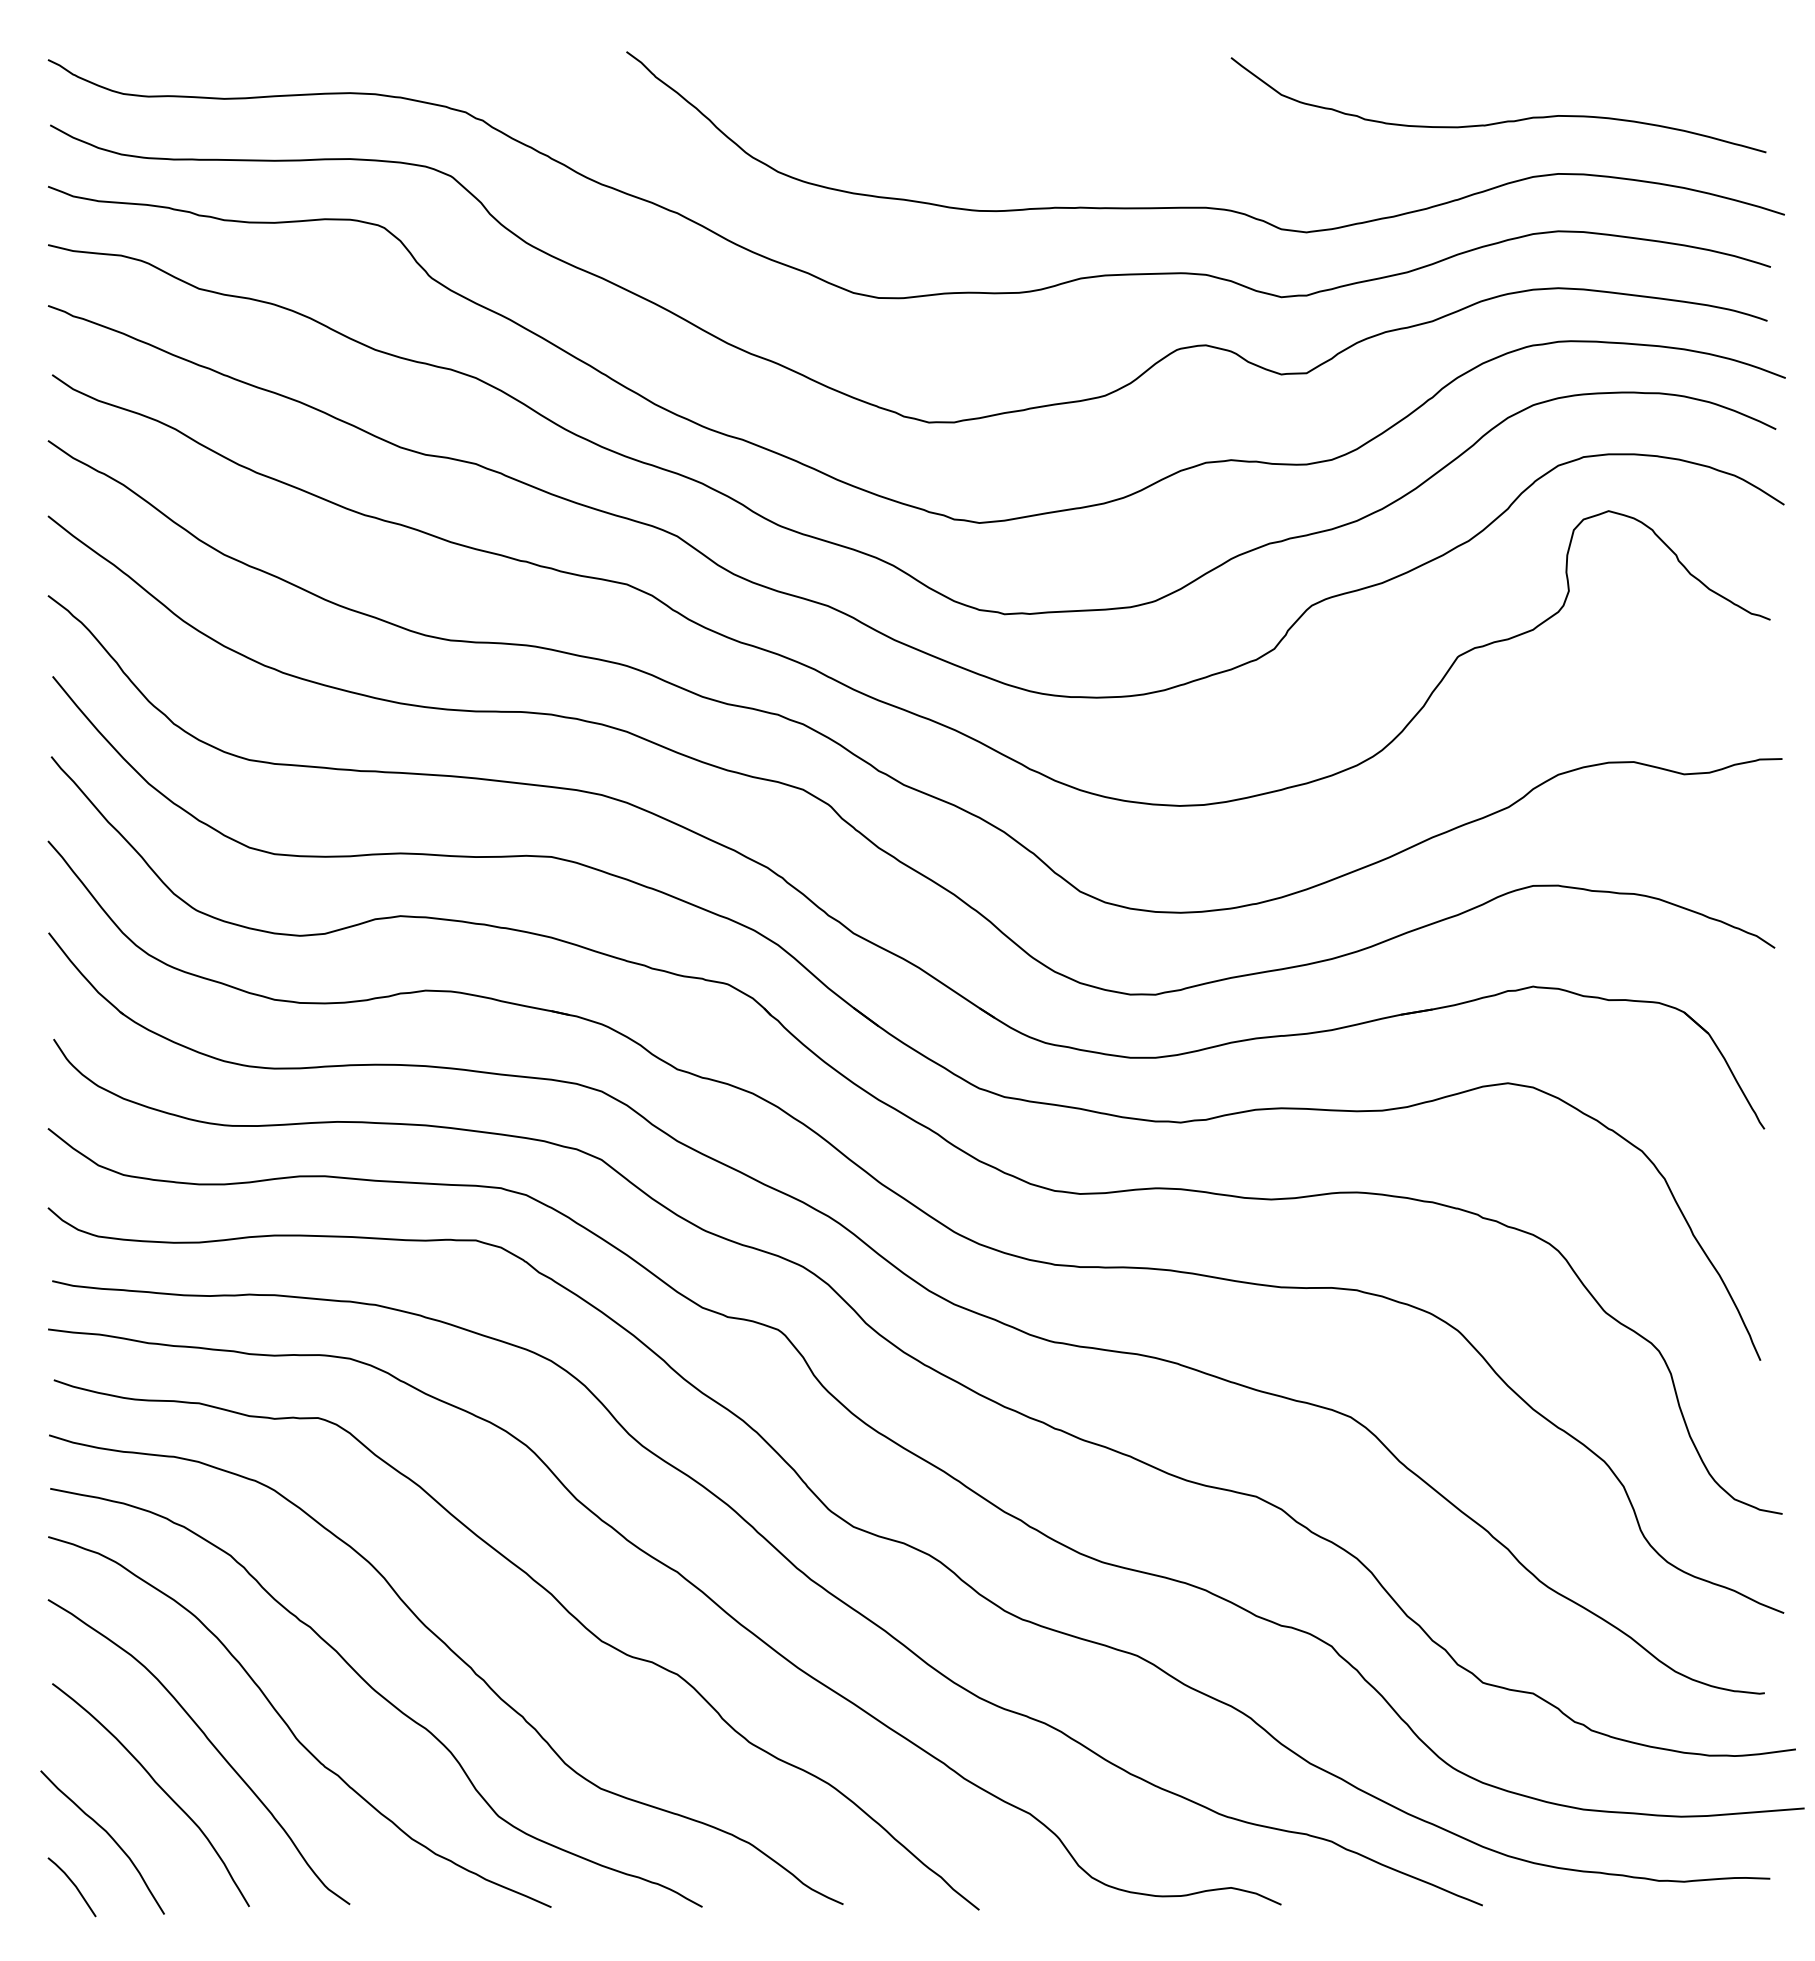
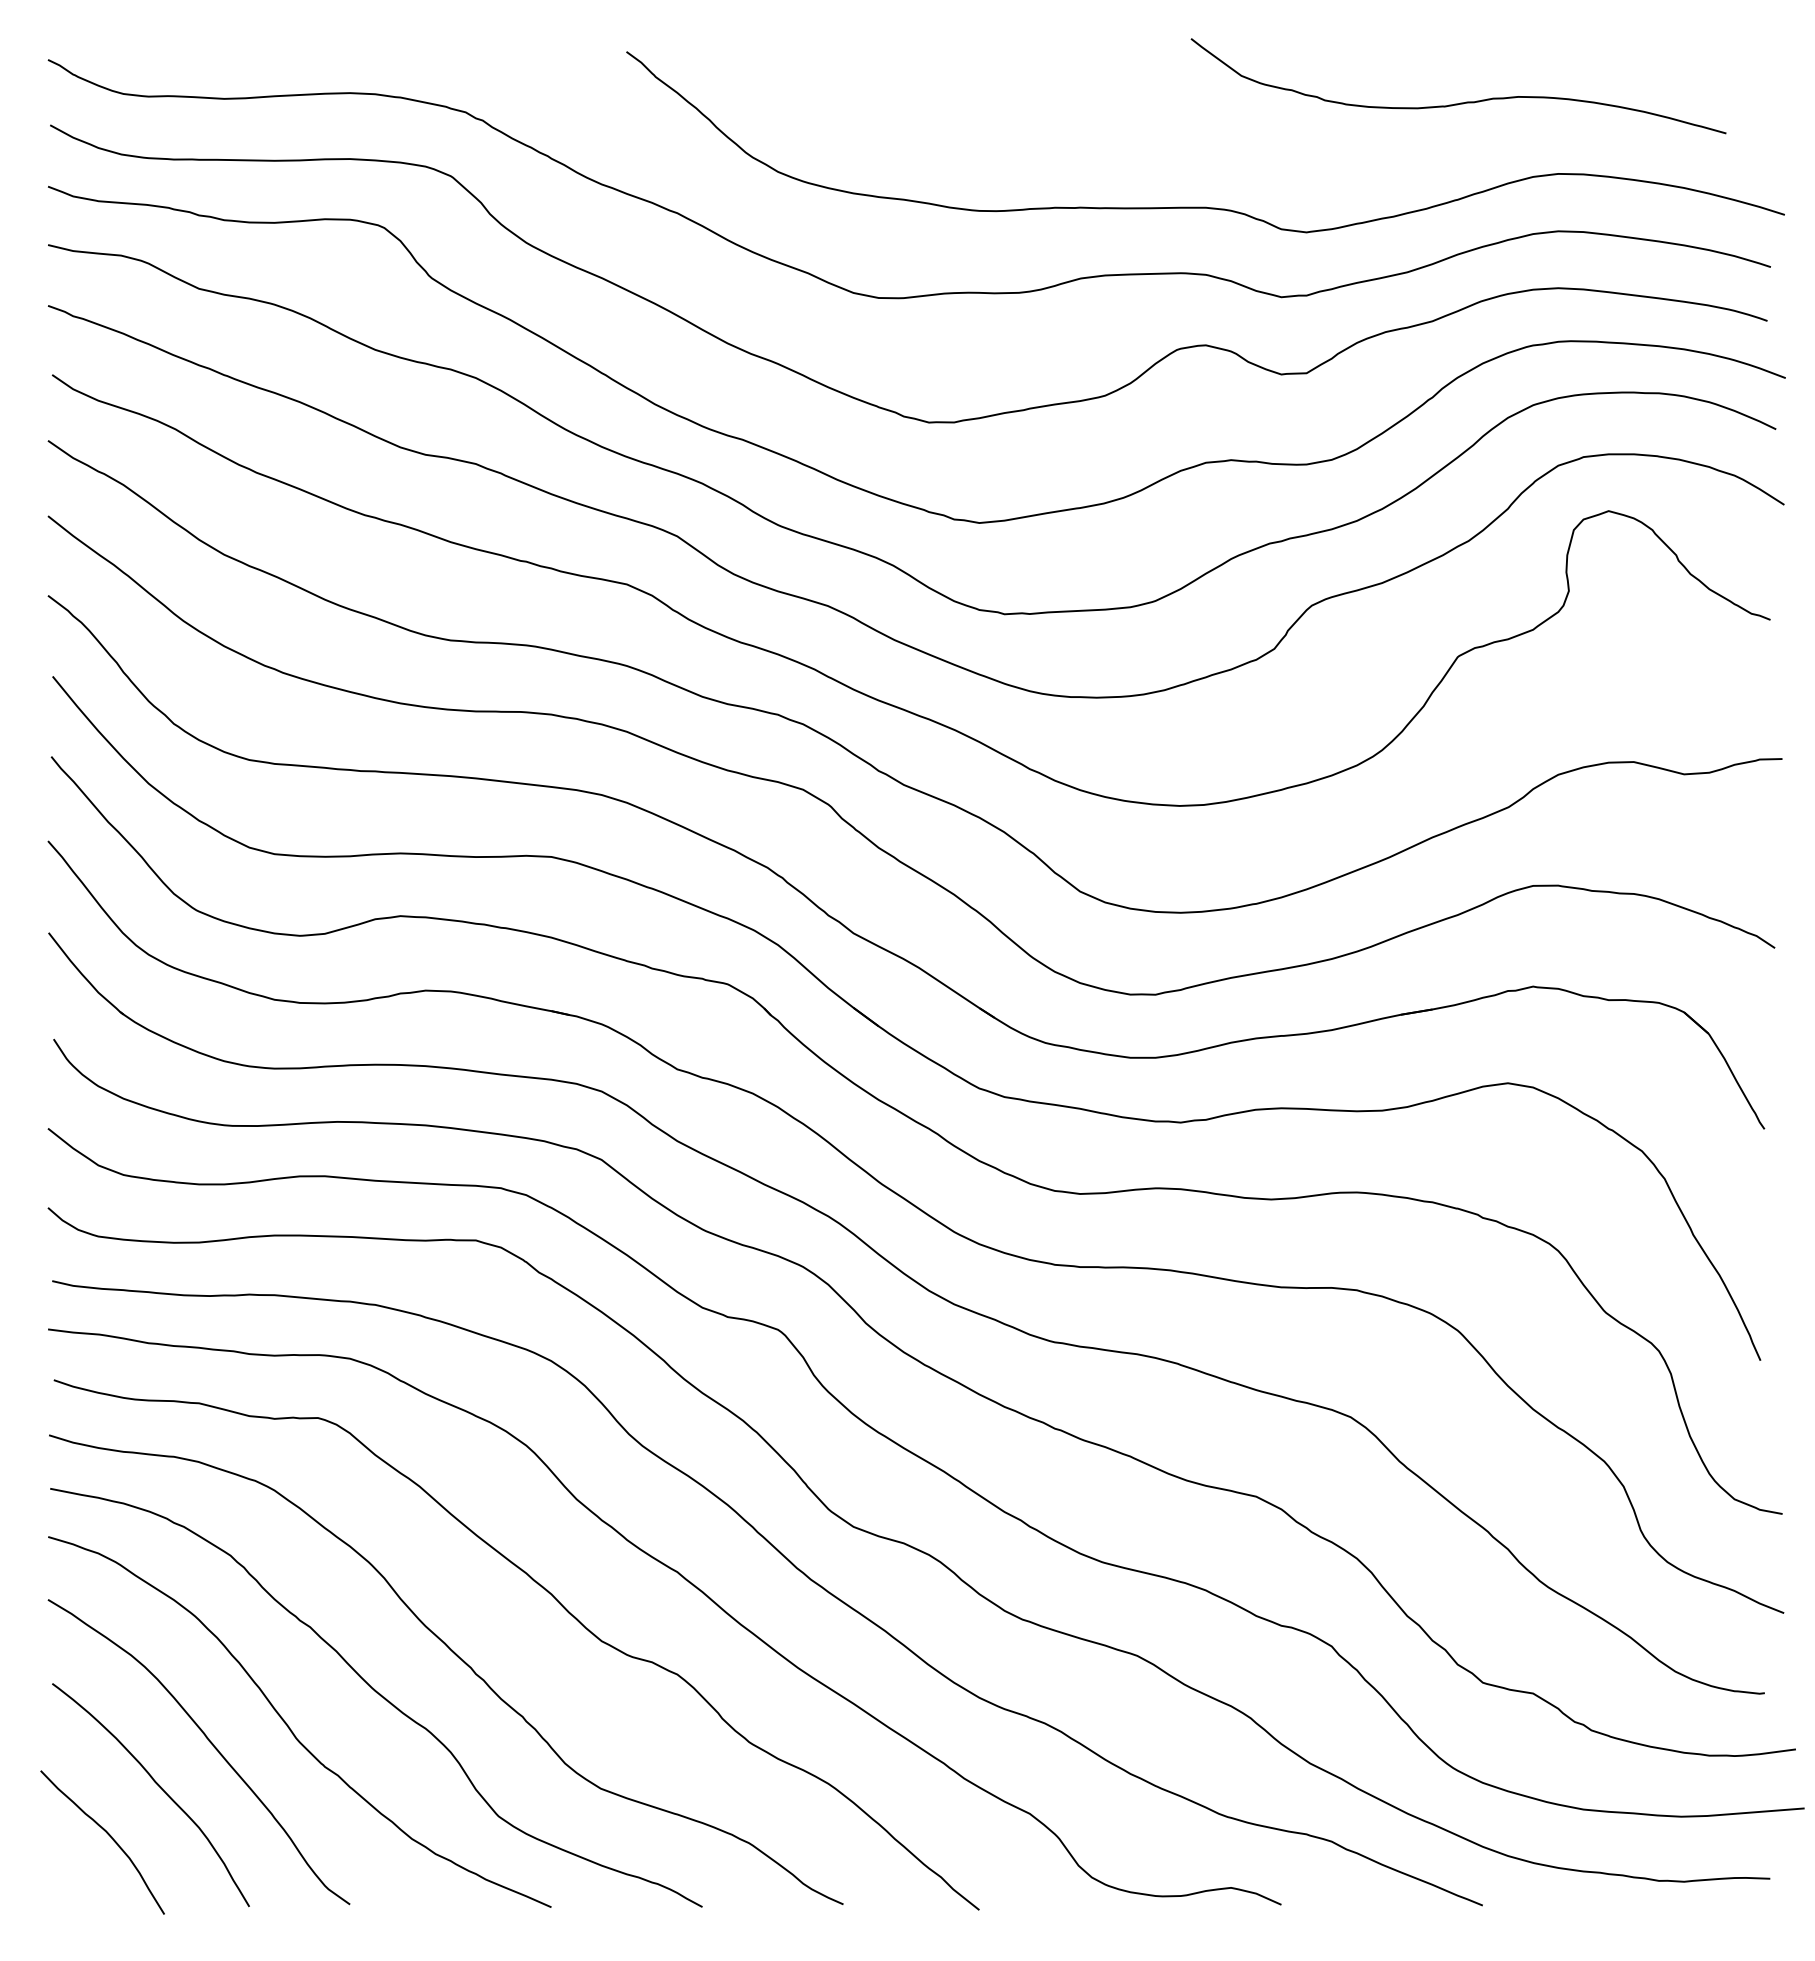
curve position: (1500, 121) -> (1460, 102) (1460, 102)
line: present -> none (73, 1885)
